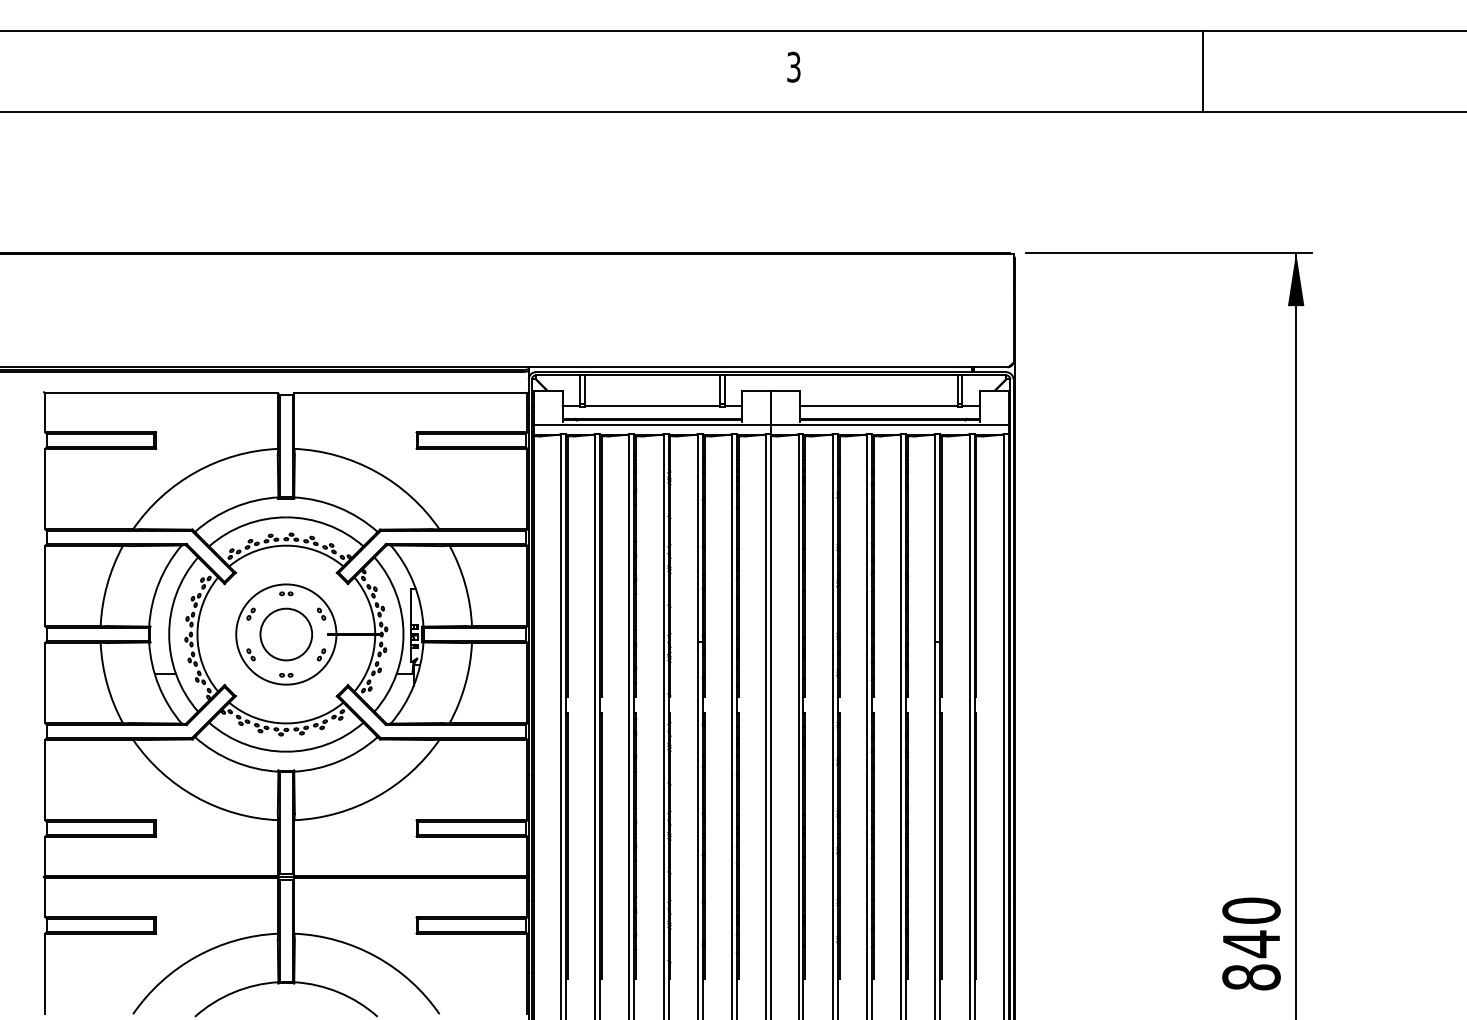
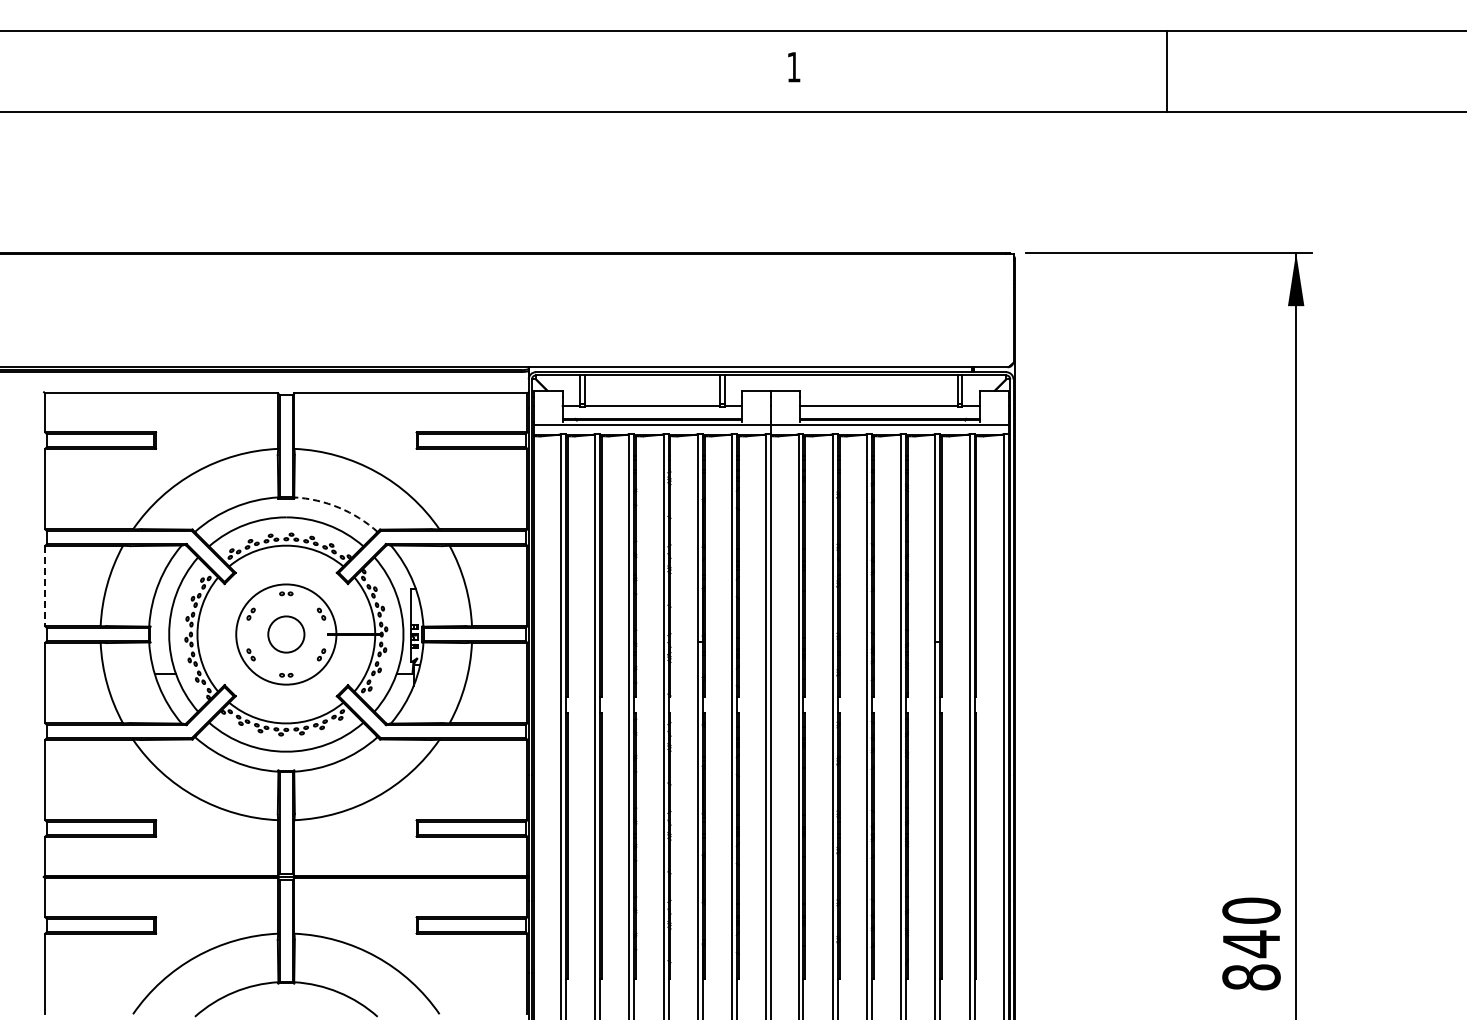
text: 3 -> 1 (793, 66)
line position: (1202, 70) -> (1166, 70) (1166, 70)
arc: solid -> dashed (338, 507)
line: solid -> dashed (45, 586)
circle size: 55x55 px -> 39x39 px (286, 634)
